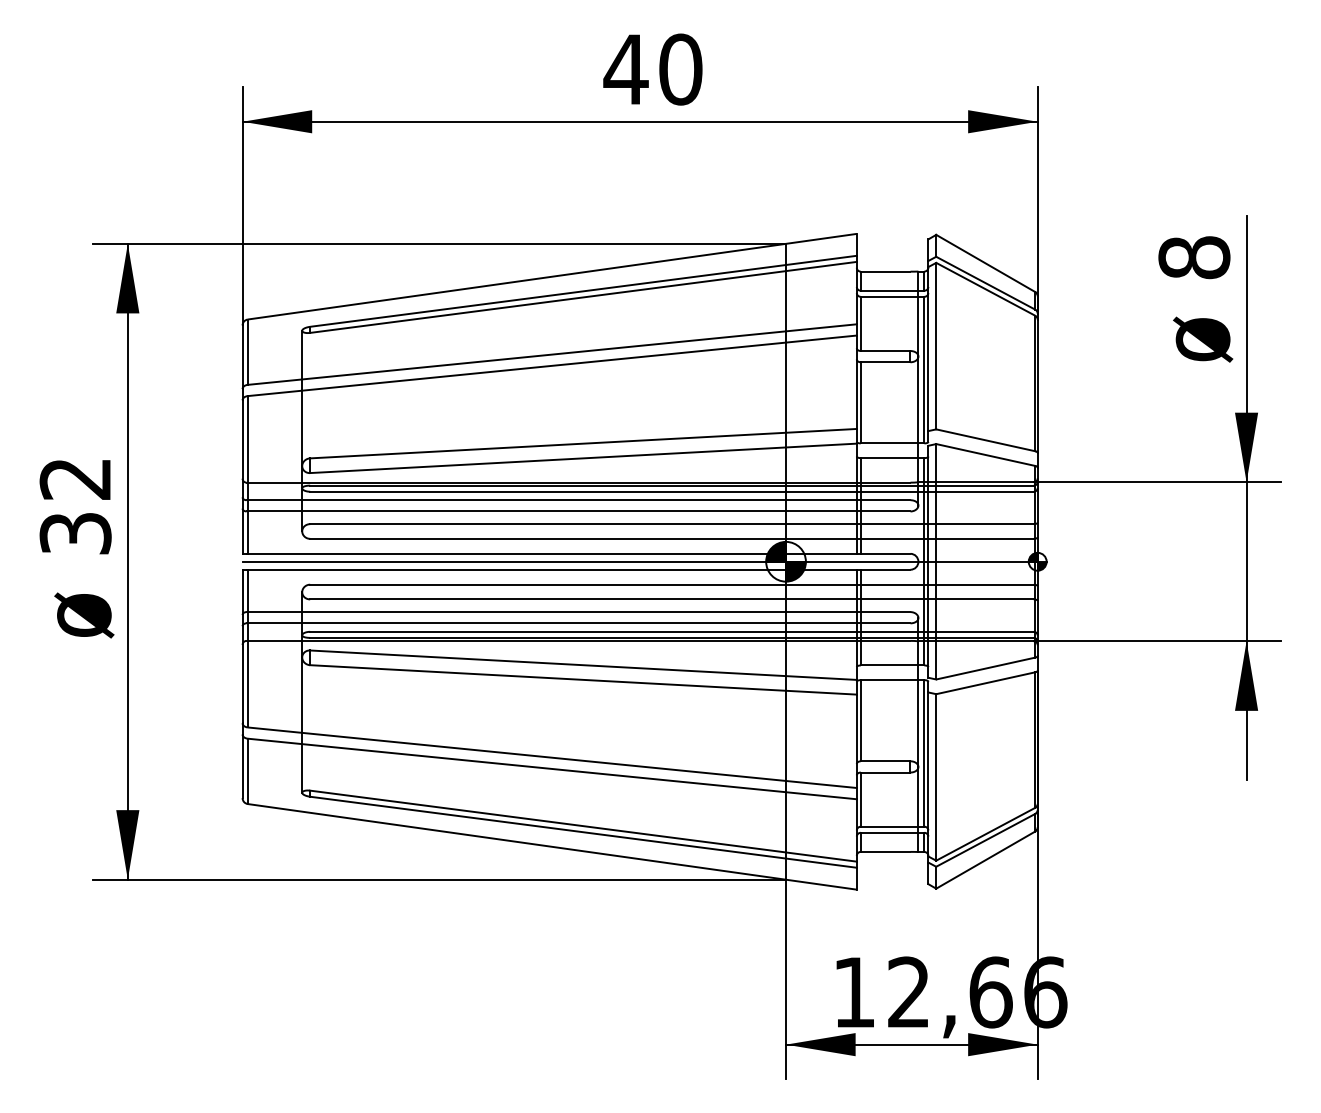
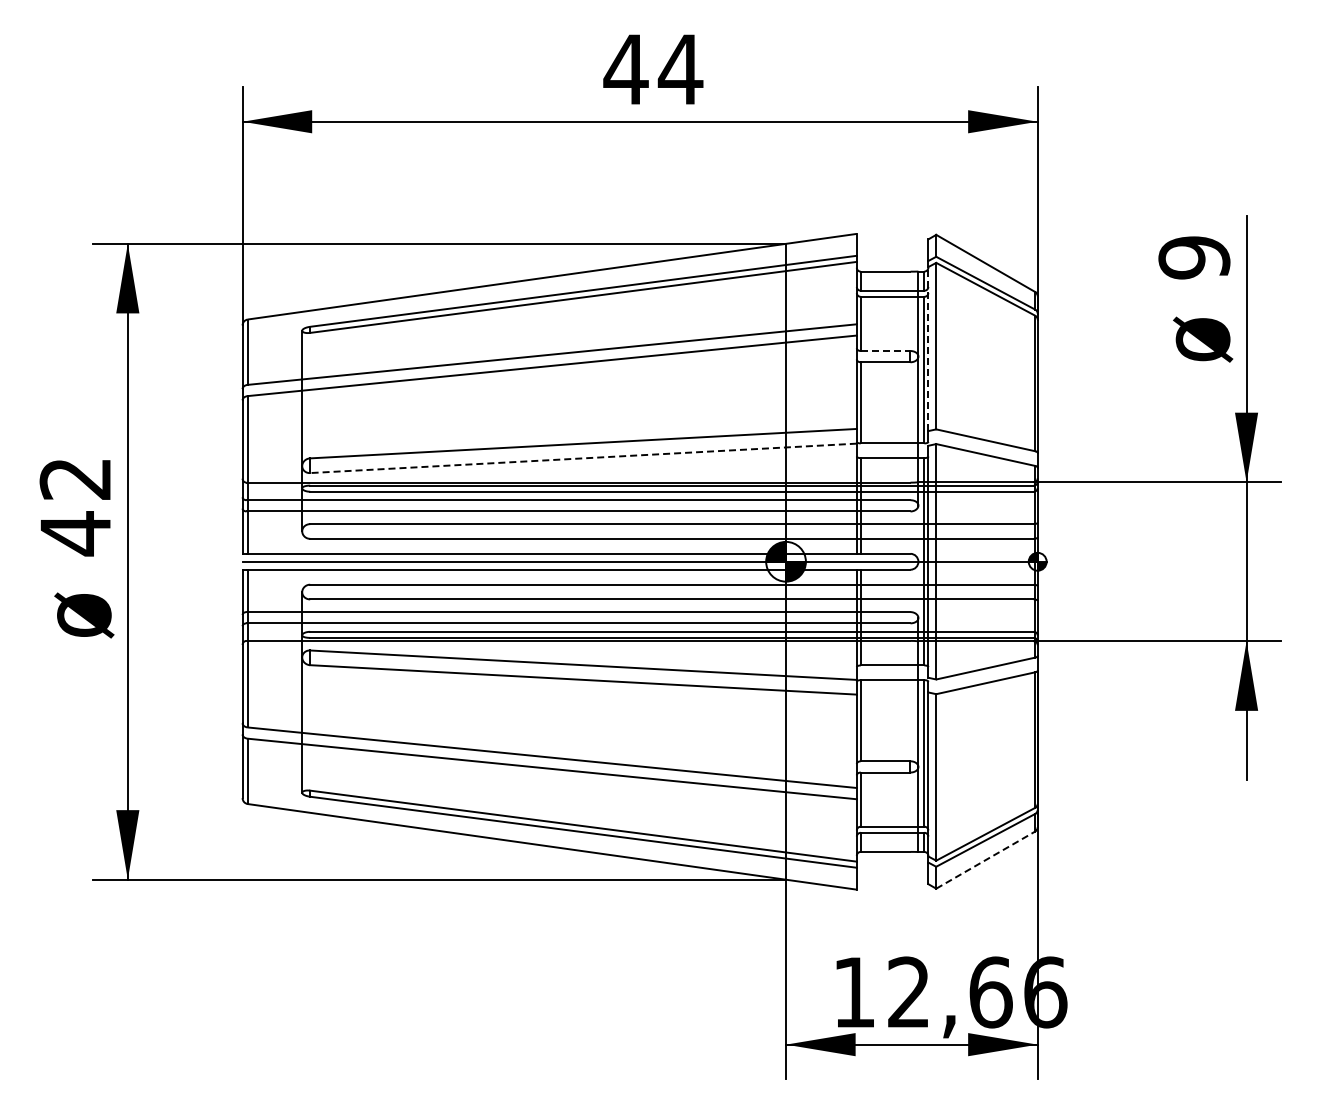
text: 40 -> 44 (680, 69)
text: 8 -> 9 (1194, 257)
line: solid -> dashed (928, 348)
line: solid -> dashed (885, 351)
line: solid -> dashed (583, 458)
text: 32 -> 42 (75, 533)
line: solid -> dashed (986, 859)
